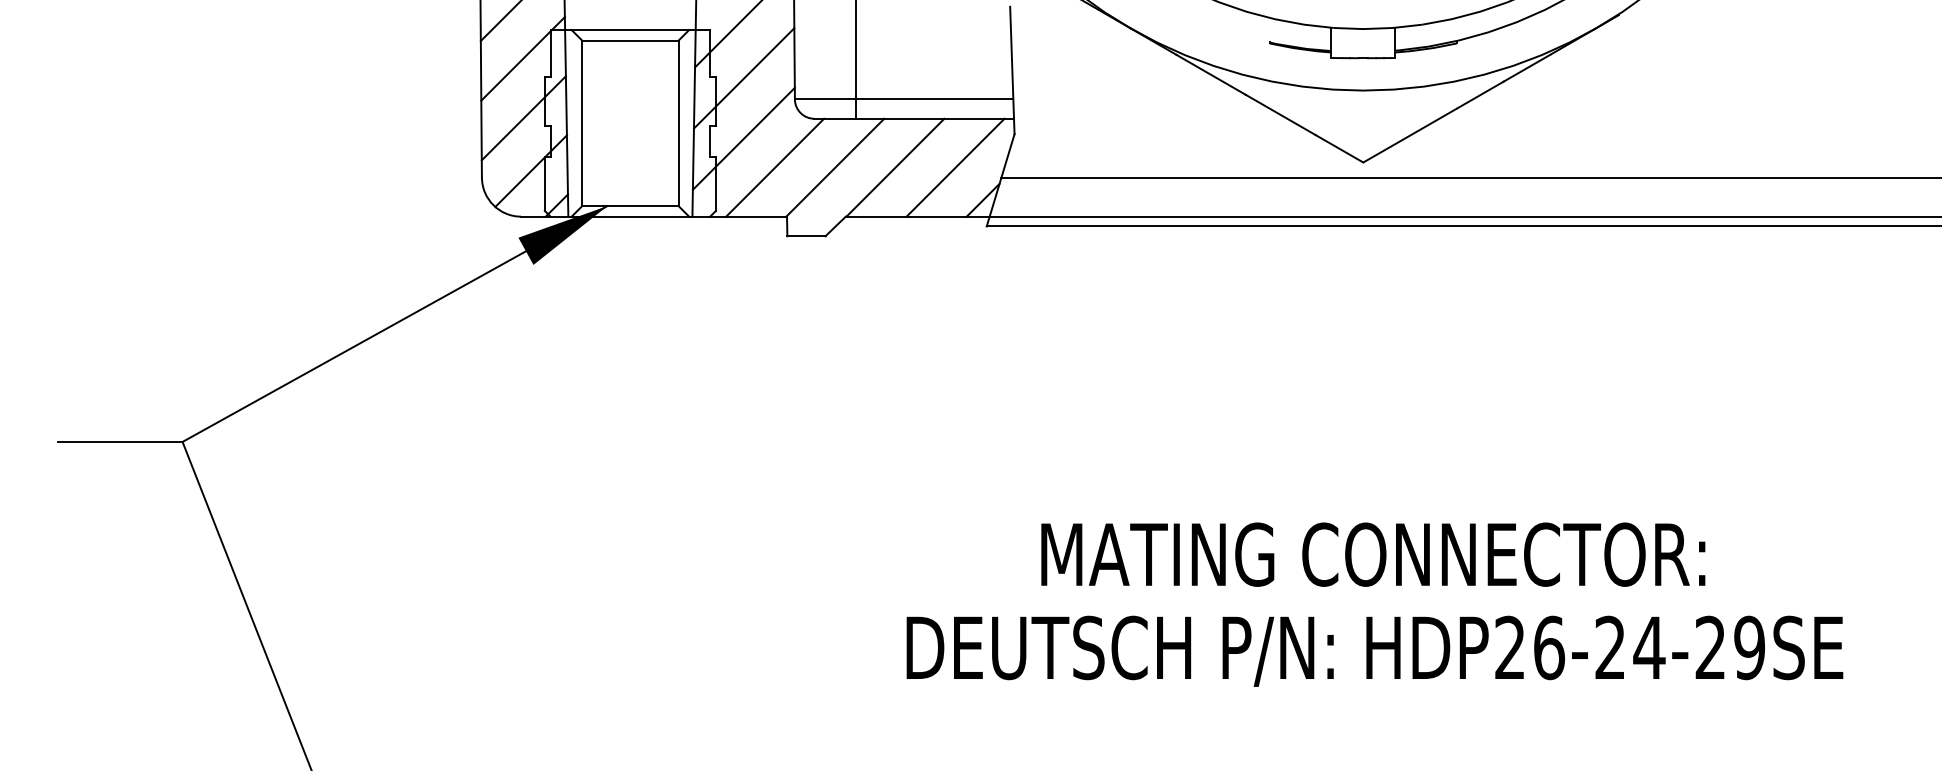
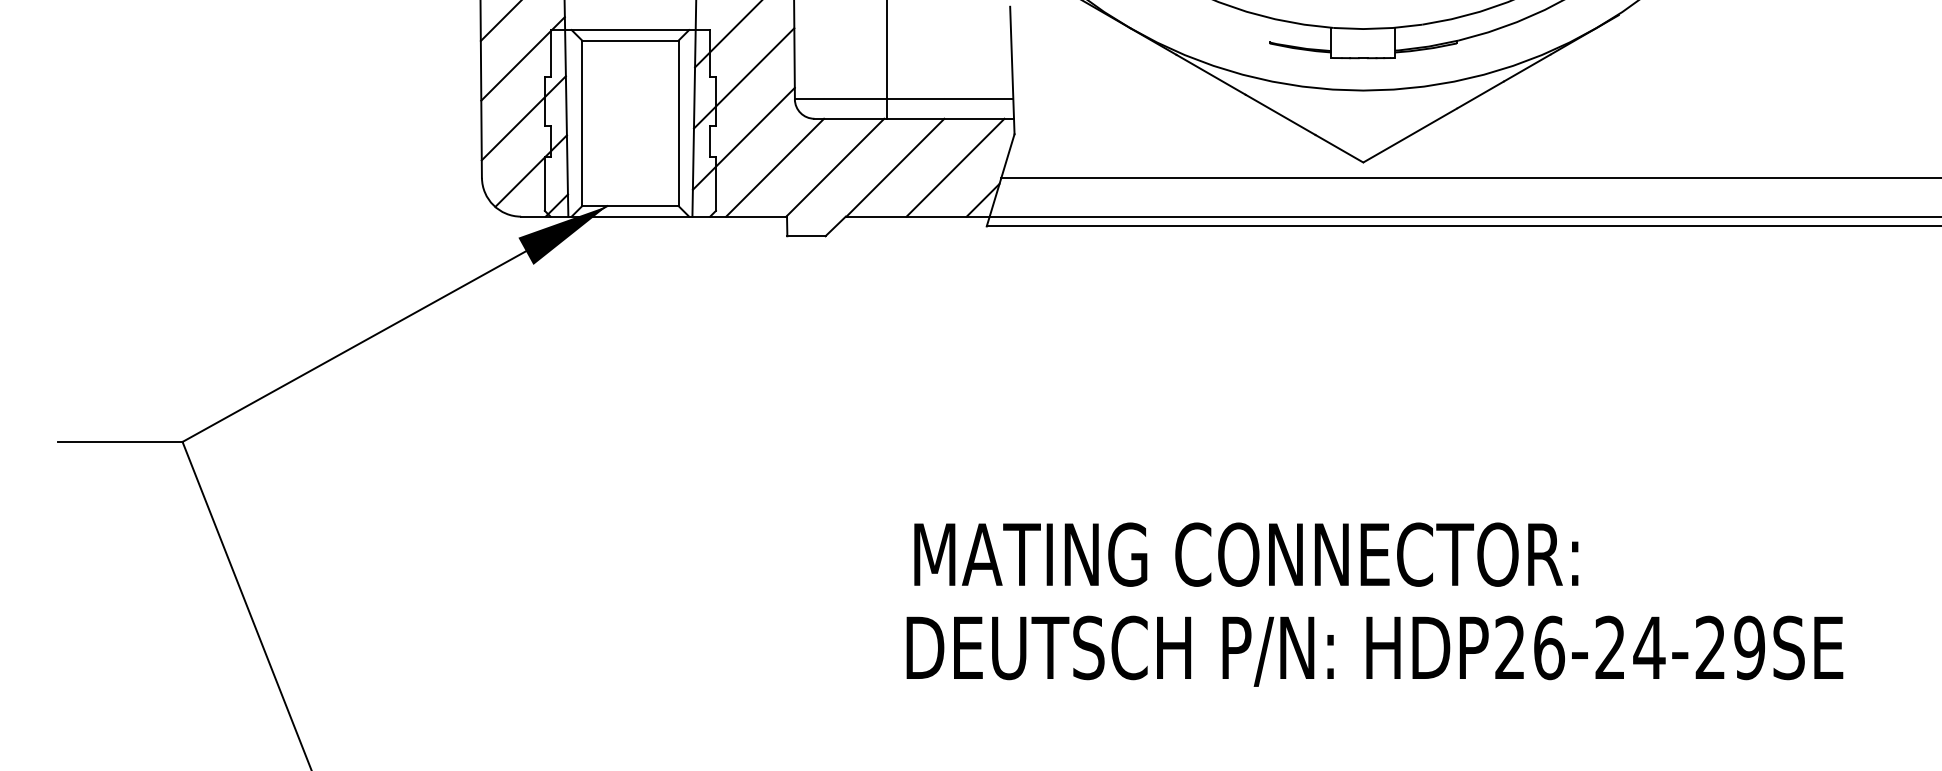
line position: (855, 60) -> (886, 60) (886, 60)
text position: (1373, 554) -> (1246, 554) (1246, 554)
